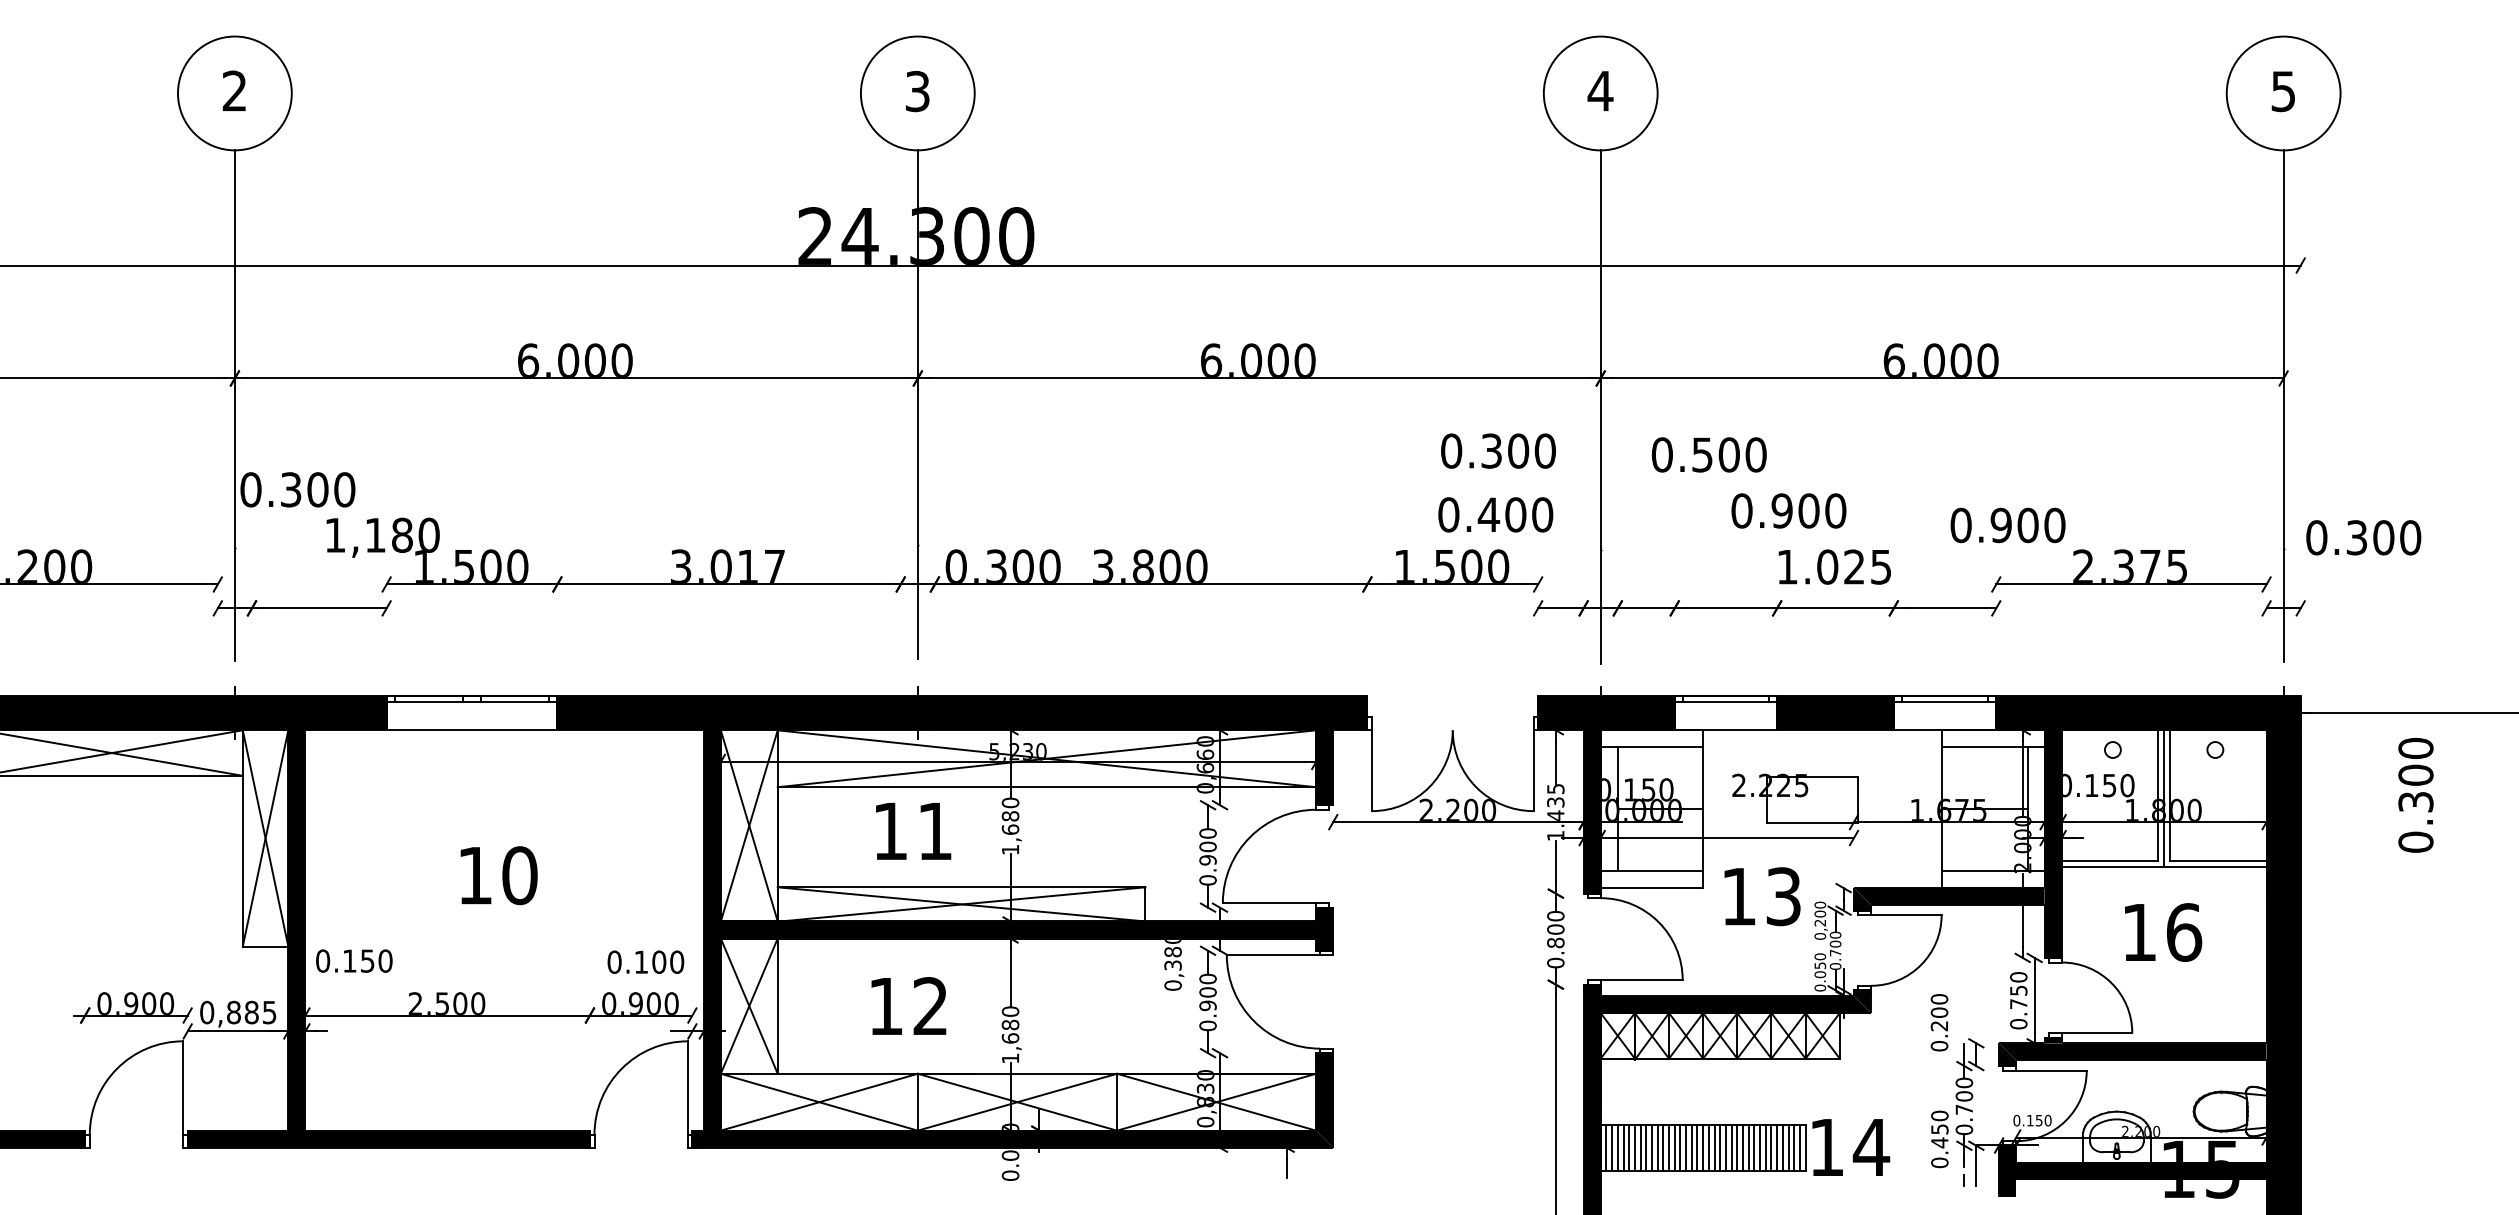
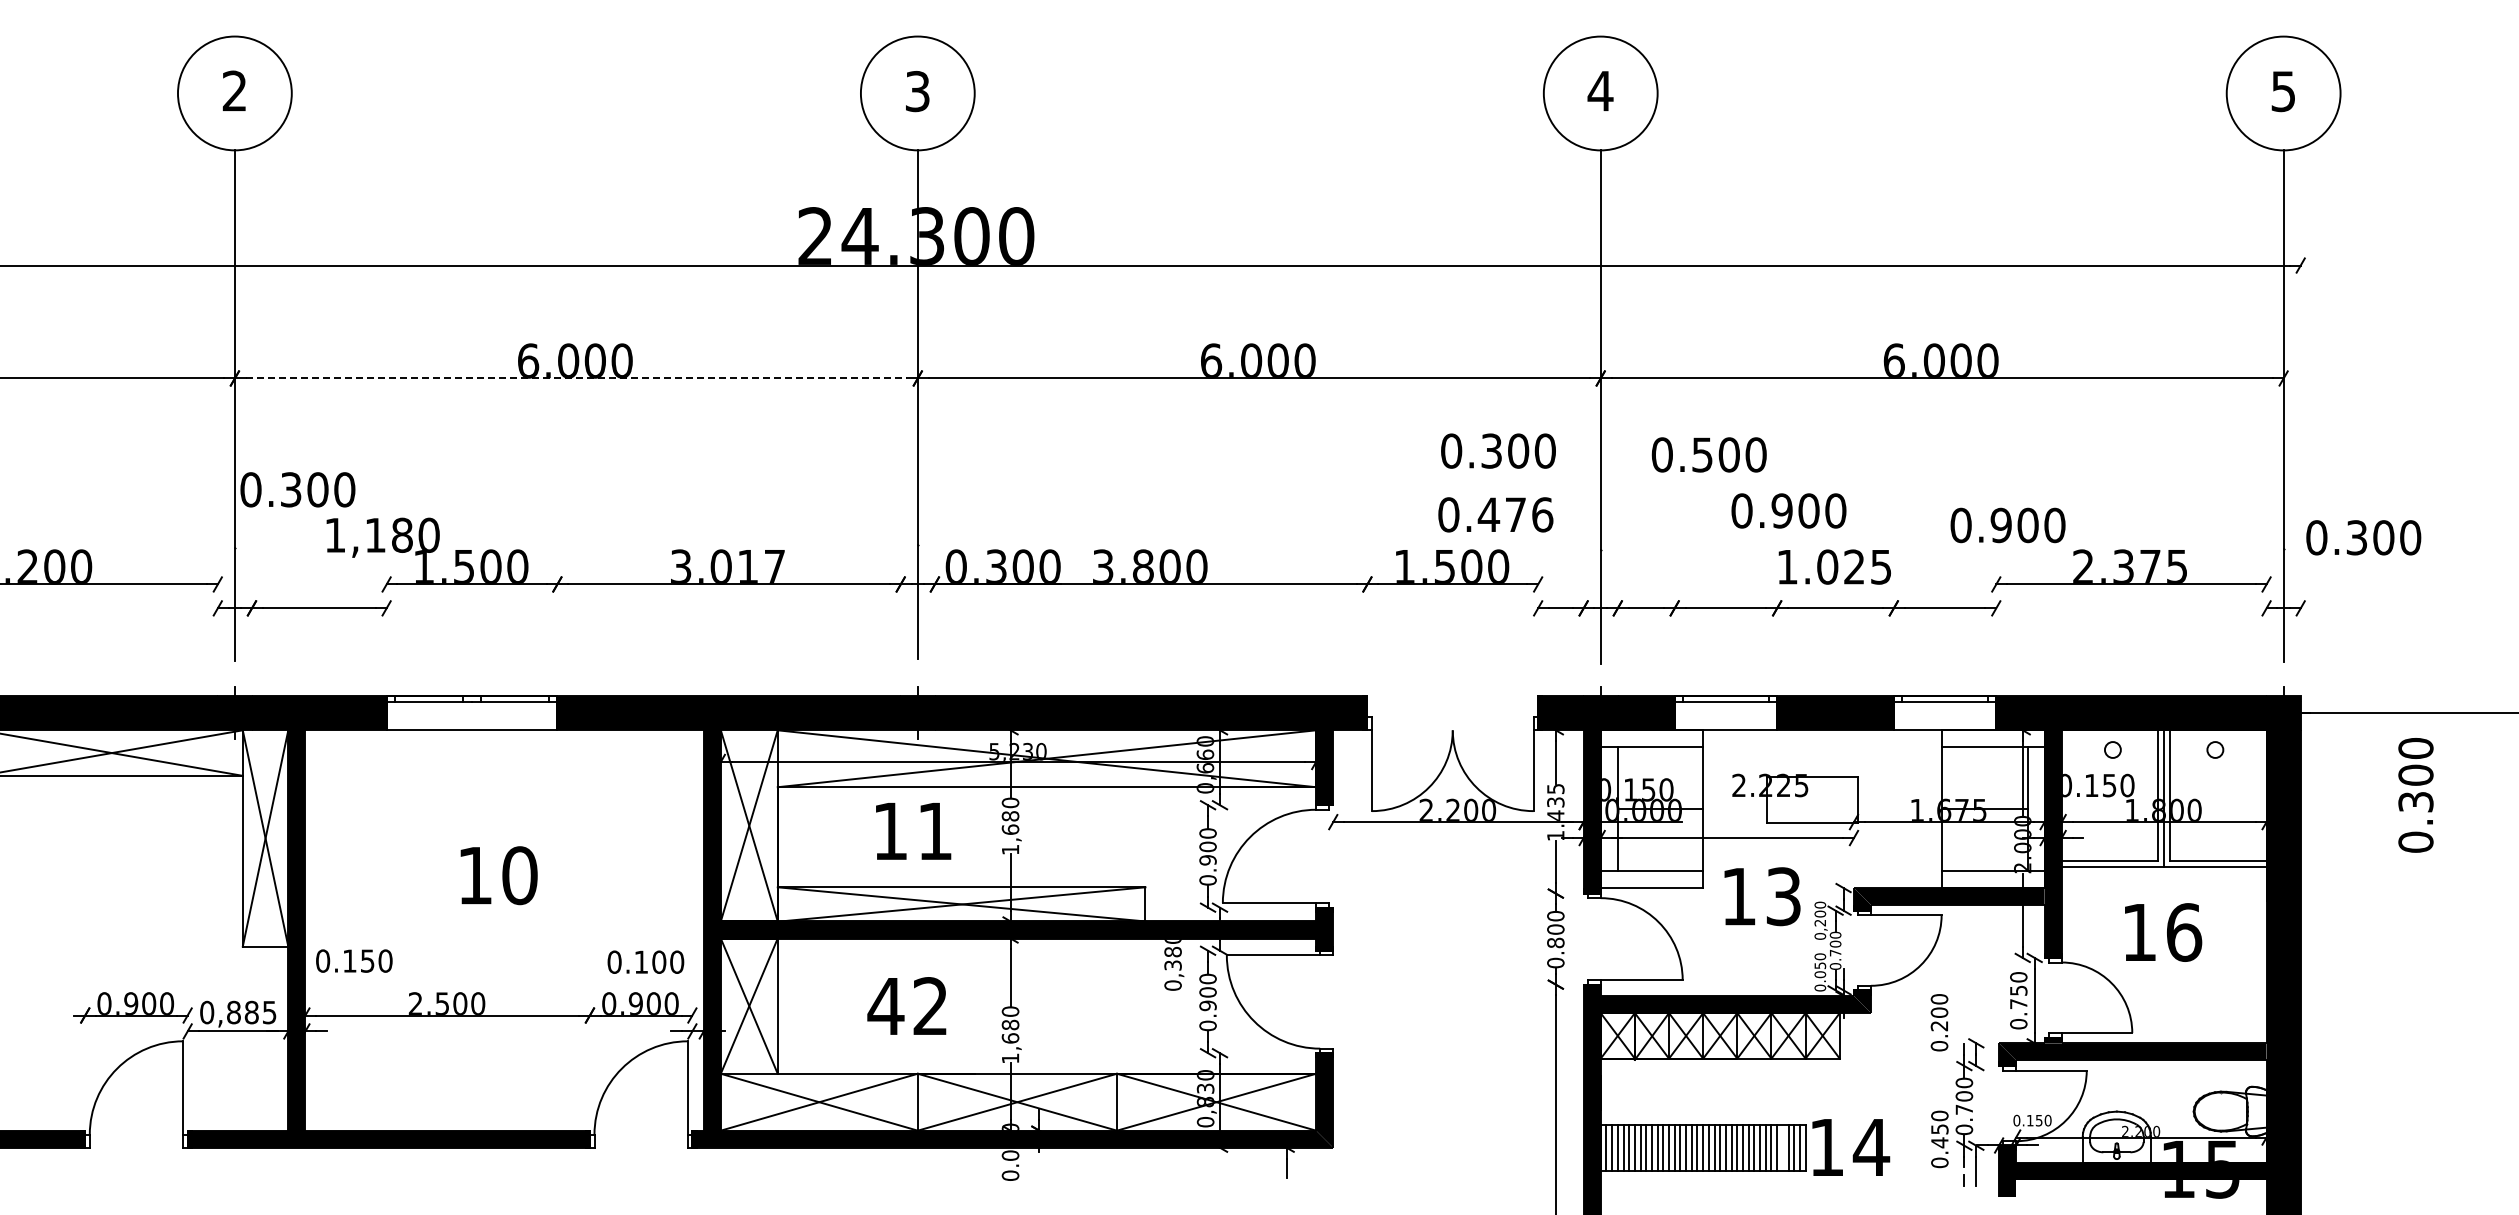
line: solid -> dashed (576, 378)
text: 0.400 -> 0.476 (1529, 514)
text: 12 -> 42 (885, 1006)
line: present -> none (1782, 1147)
